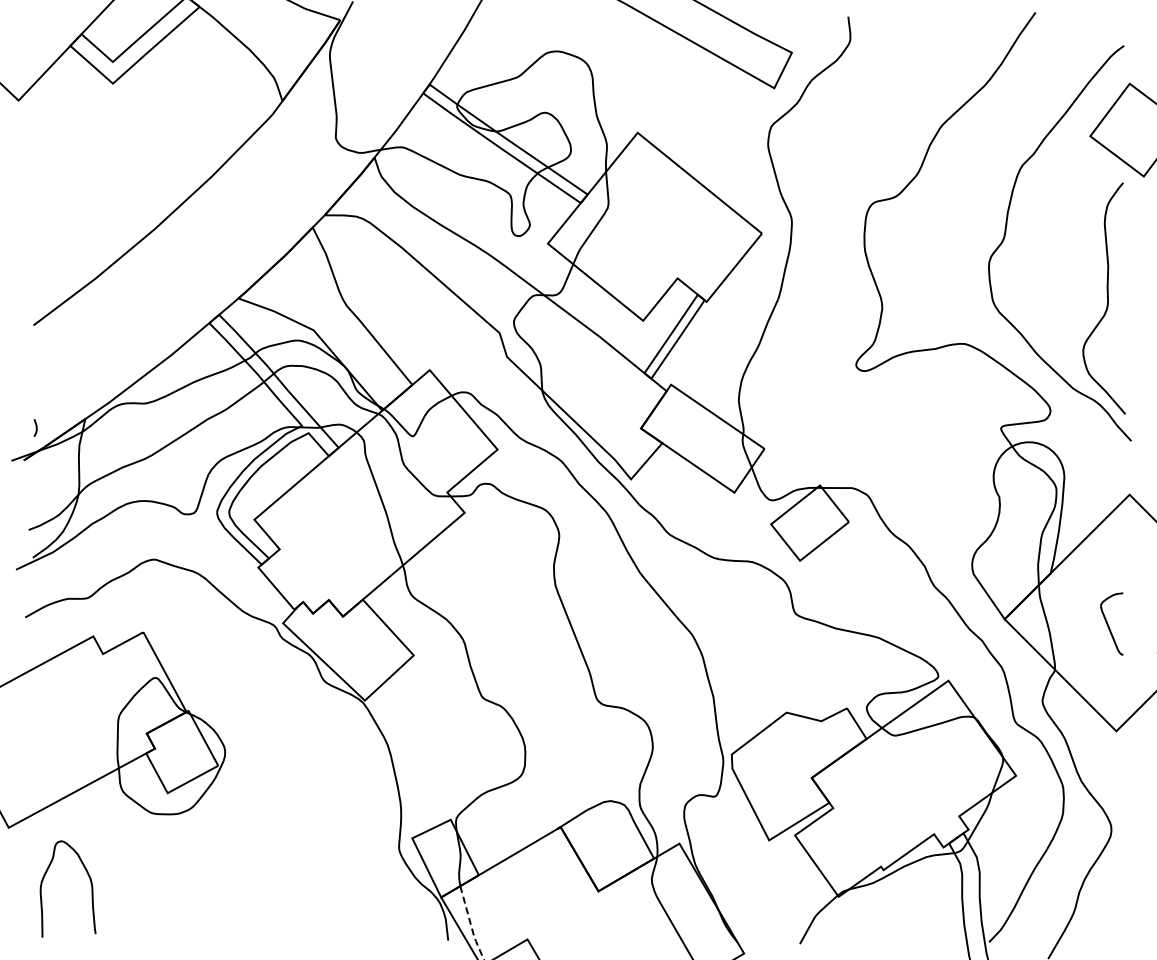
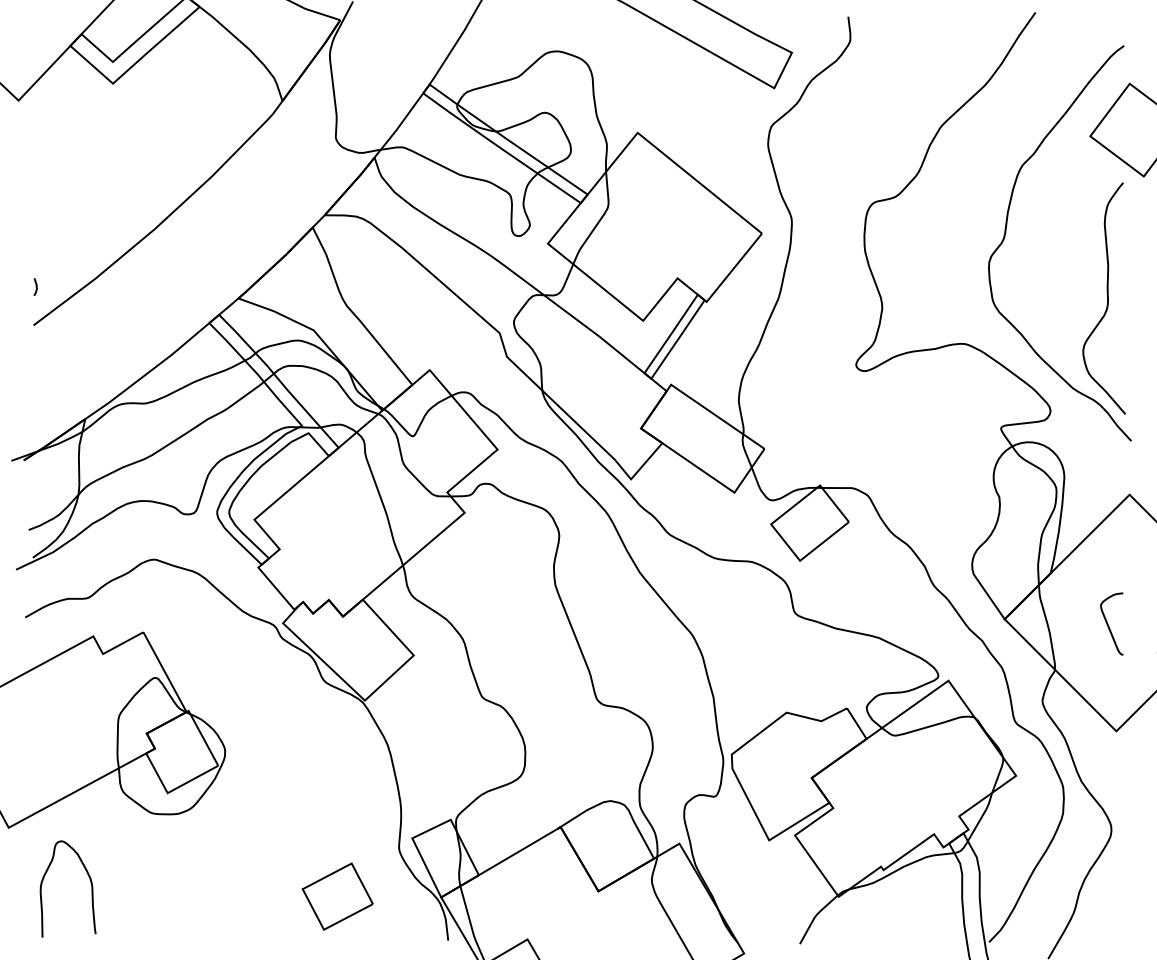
line position: (35, 427) -> (35, 286) (35, 286)
part: none -> present (337, 896)
line: dashed -> solid (470, 924)
